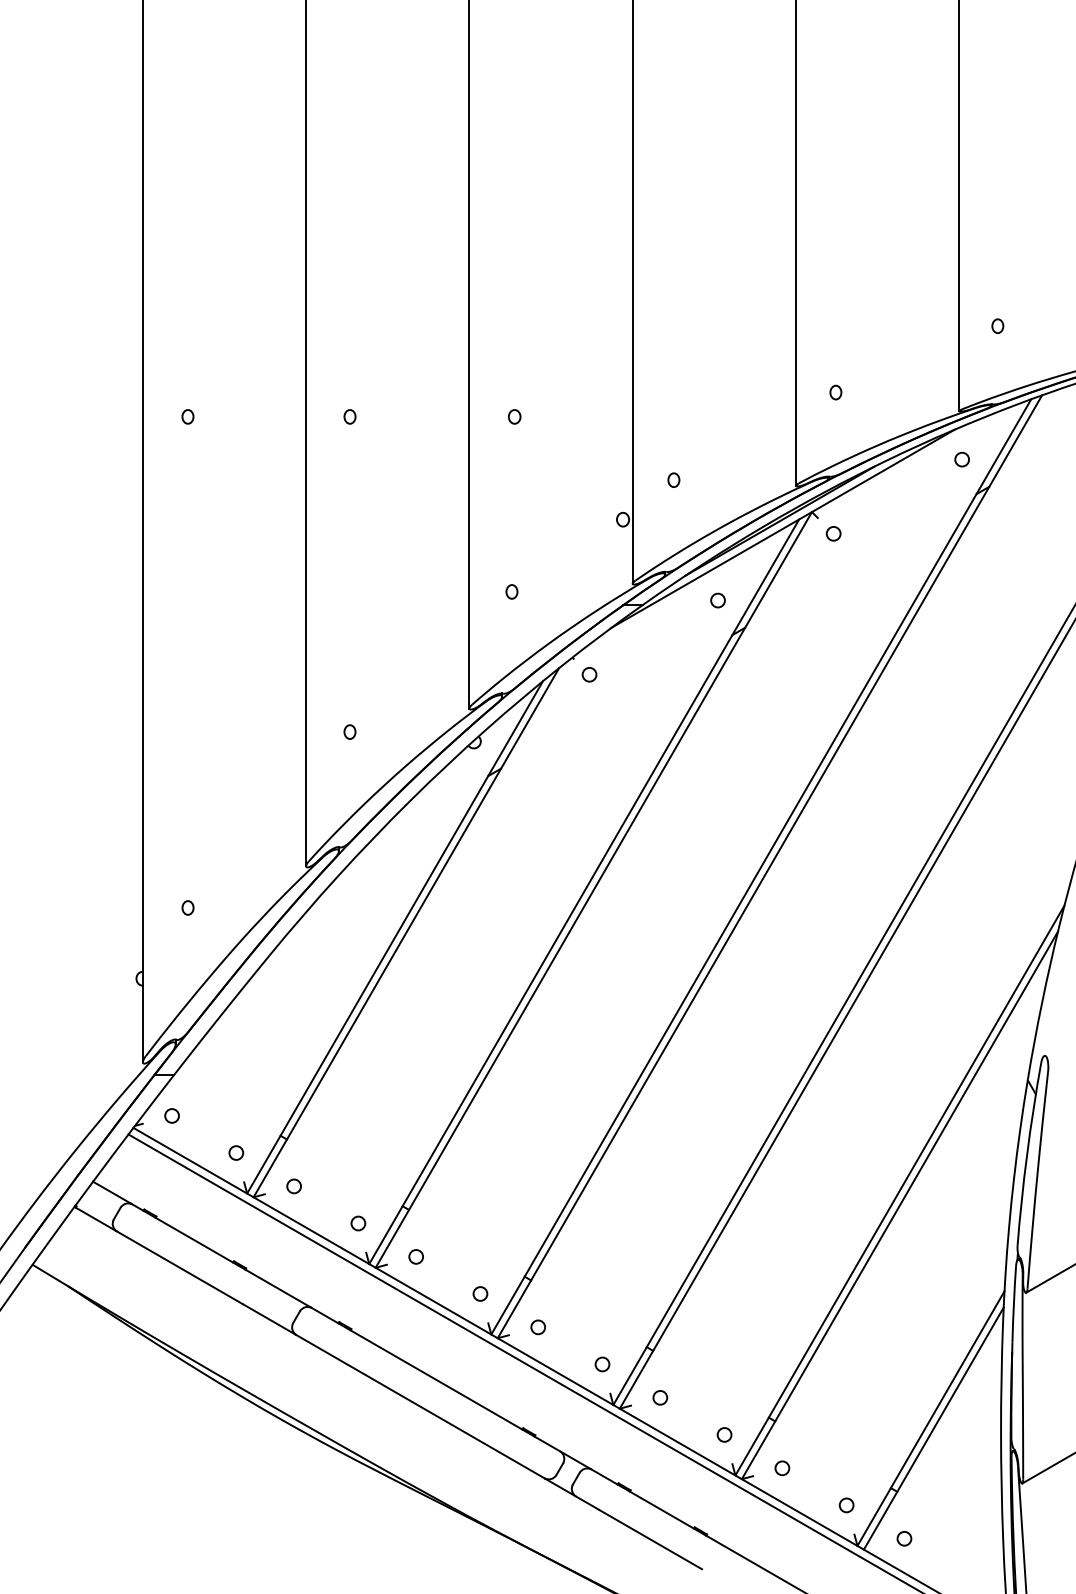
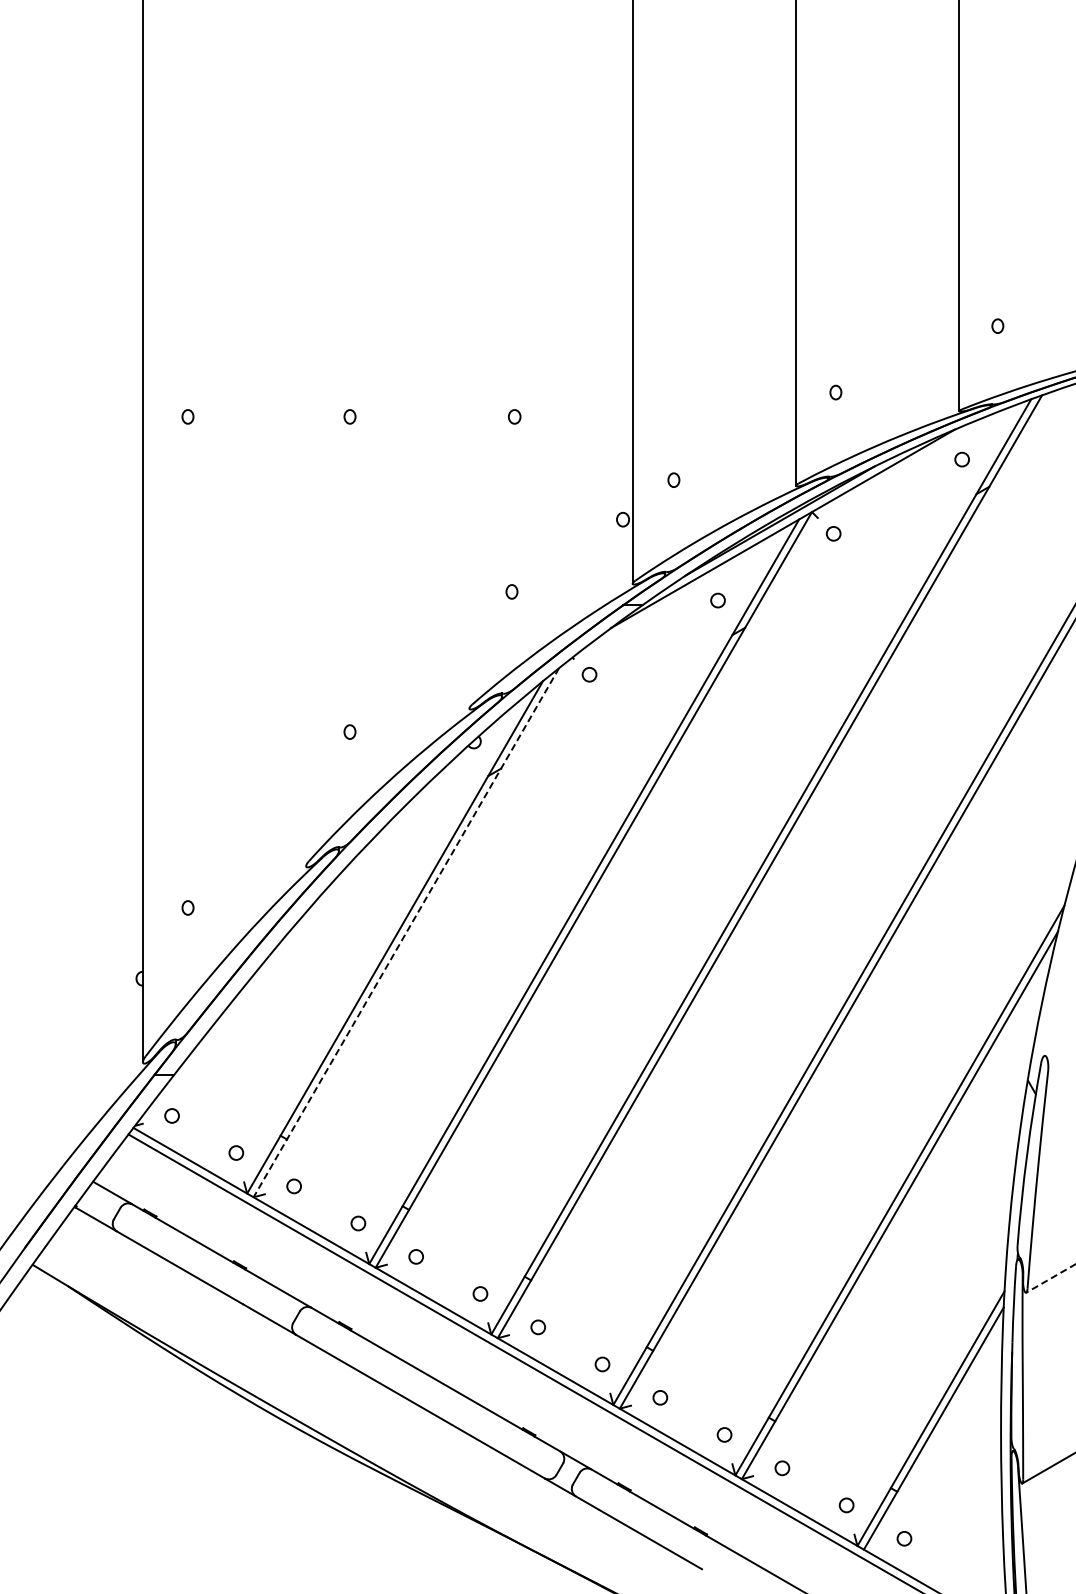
line: present -> none (469, 355)
line: present -> none (306, 434)
line: solid -> dashed (406, 933)
line: solid -> dashed (1050, 1278)
